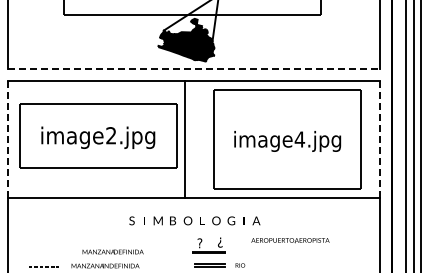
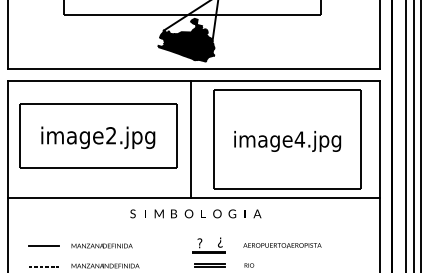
line: dashed -> solid (194, 68)
line position: (184, 138) -> (190, 138) (190, 138)
line: dashed -> solid (8, 139)
line: dashed -> solid (380, 139)
text position: (194, 220) -> (195, 213) (195, 213)
text position: (290, 240) -> (282, 245) (282, 245)
line: none -> present (43, 246)
text position: (112, 251) -> (101, 245) (101, 245)
text position: (240, 265) -> (249, 265) (249, 265)
